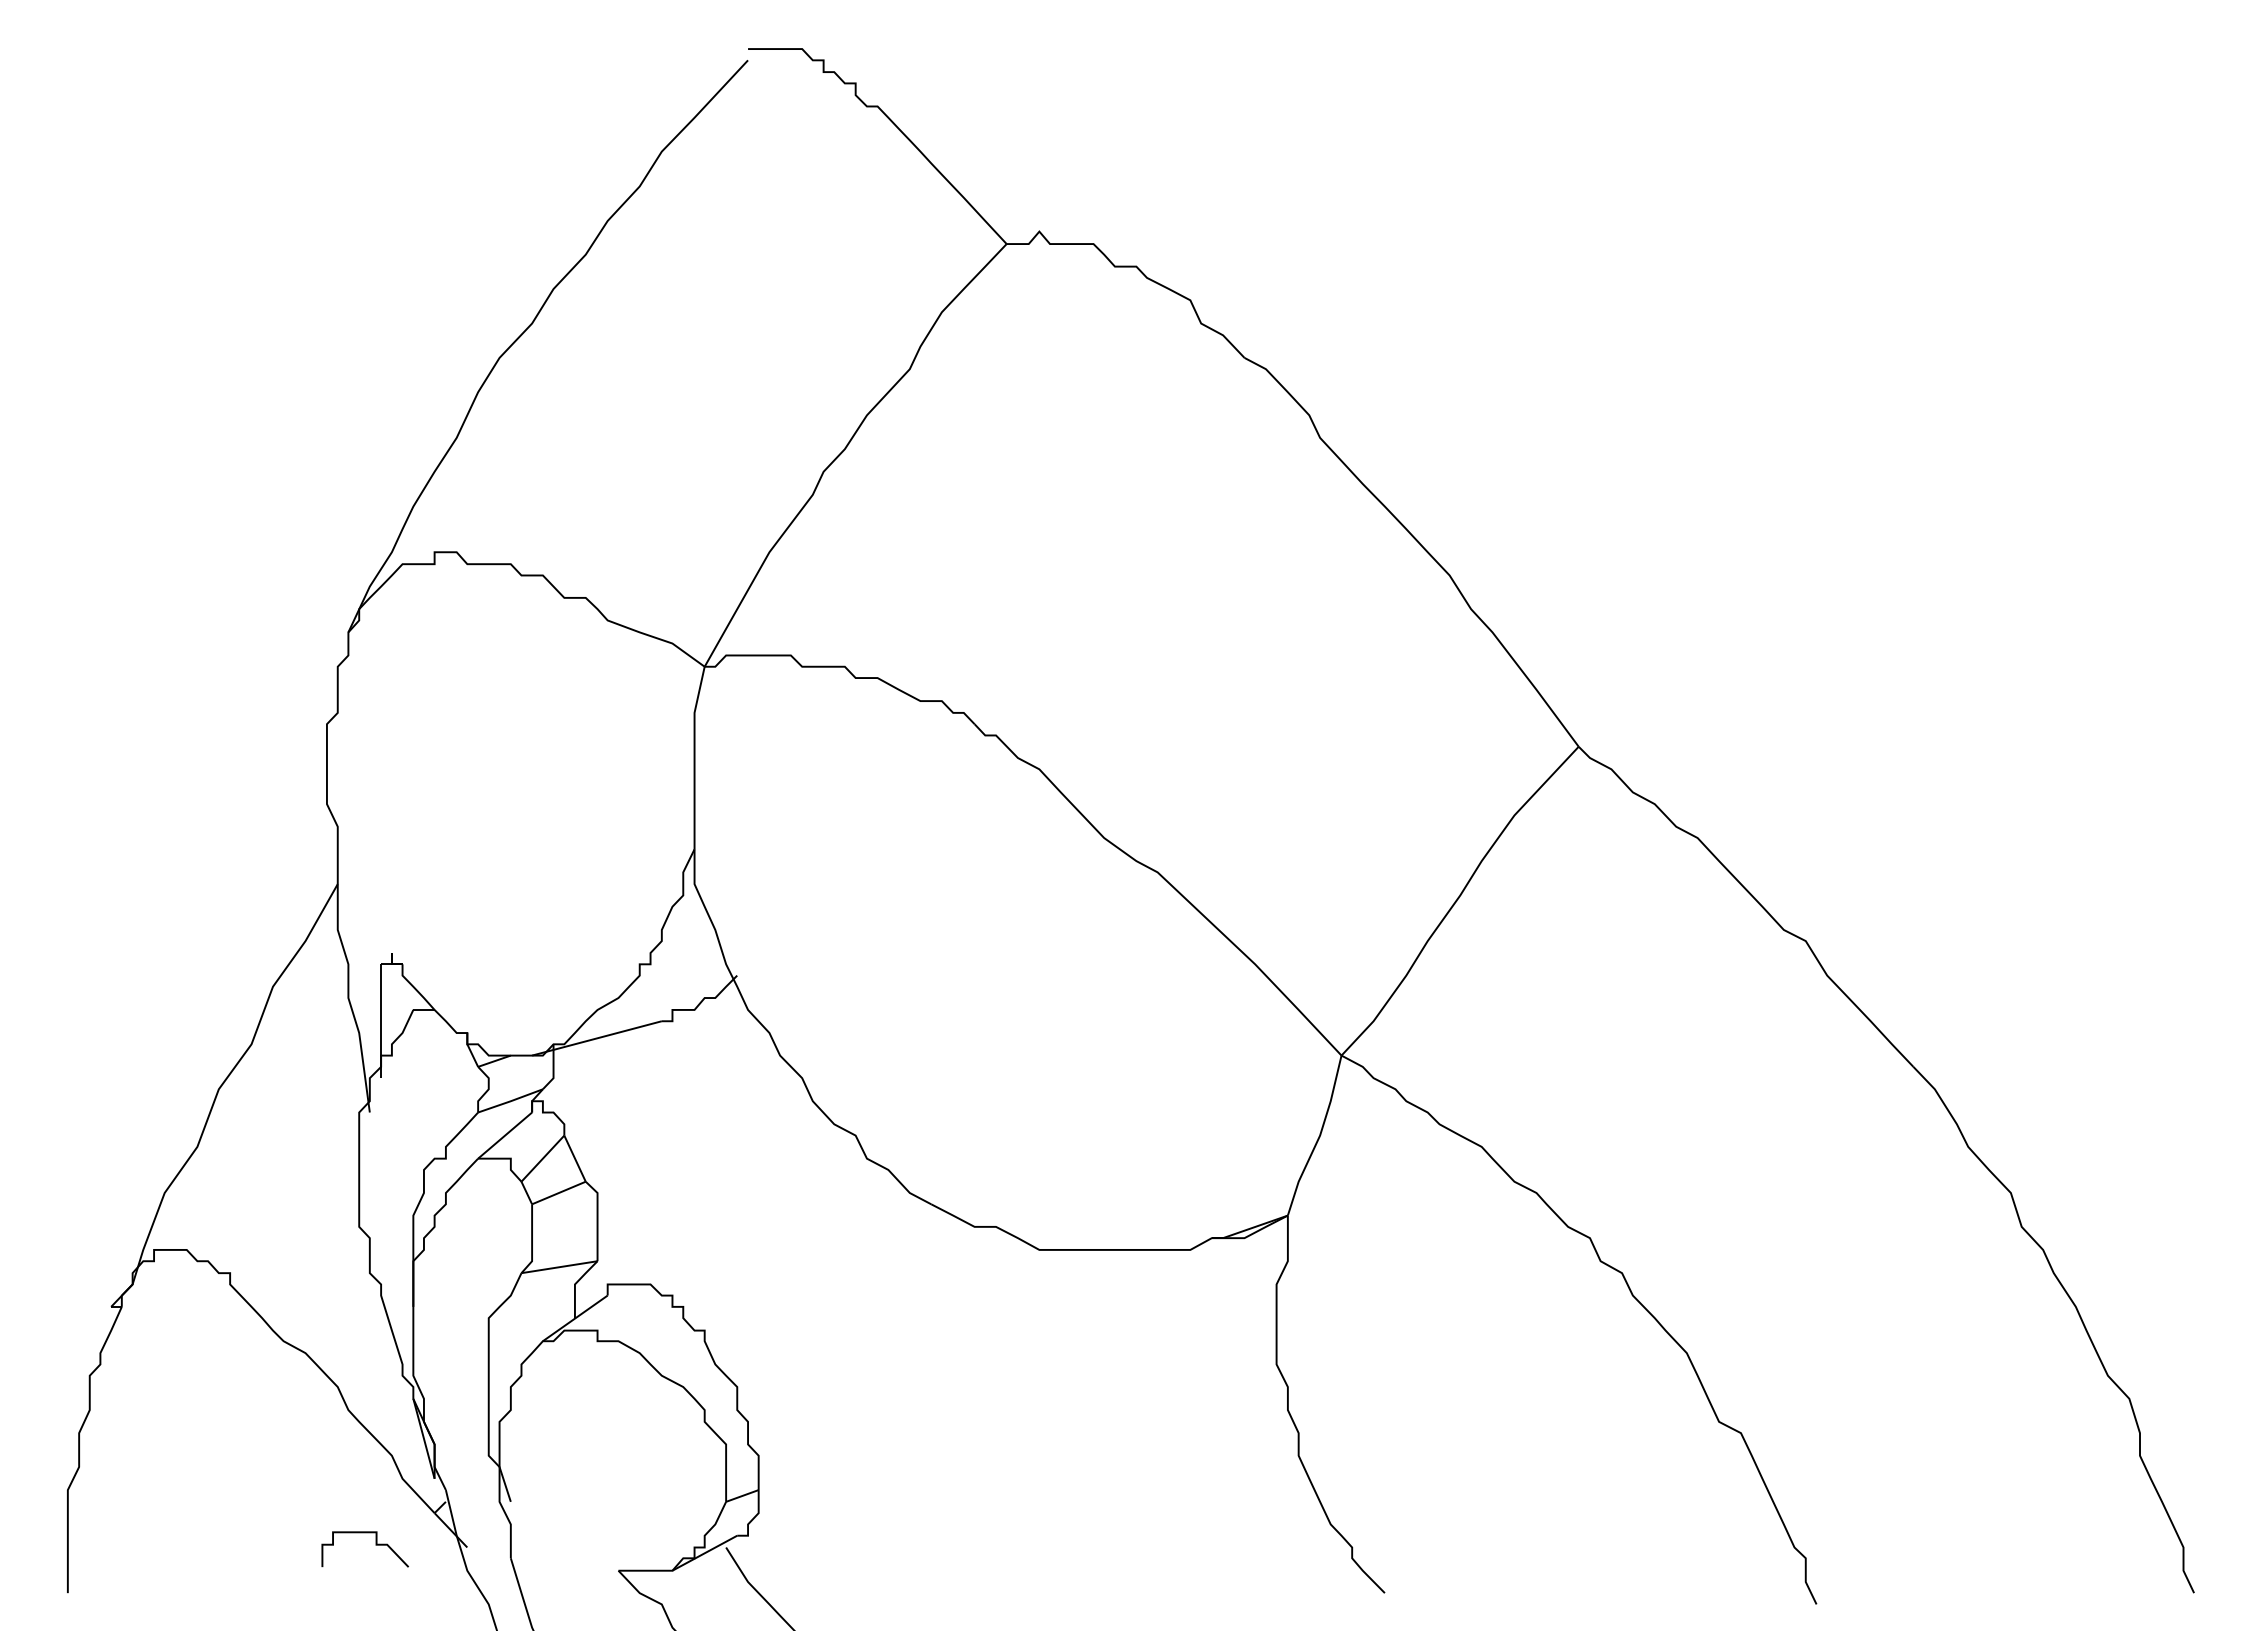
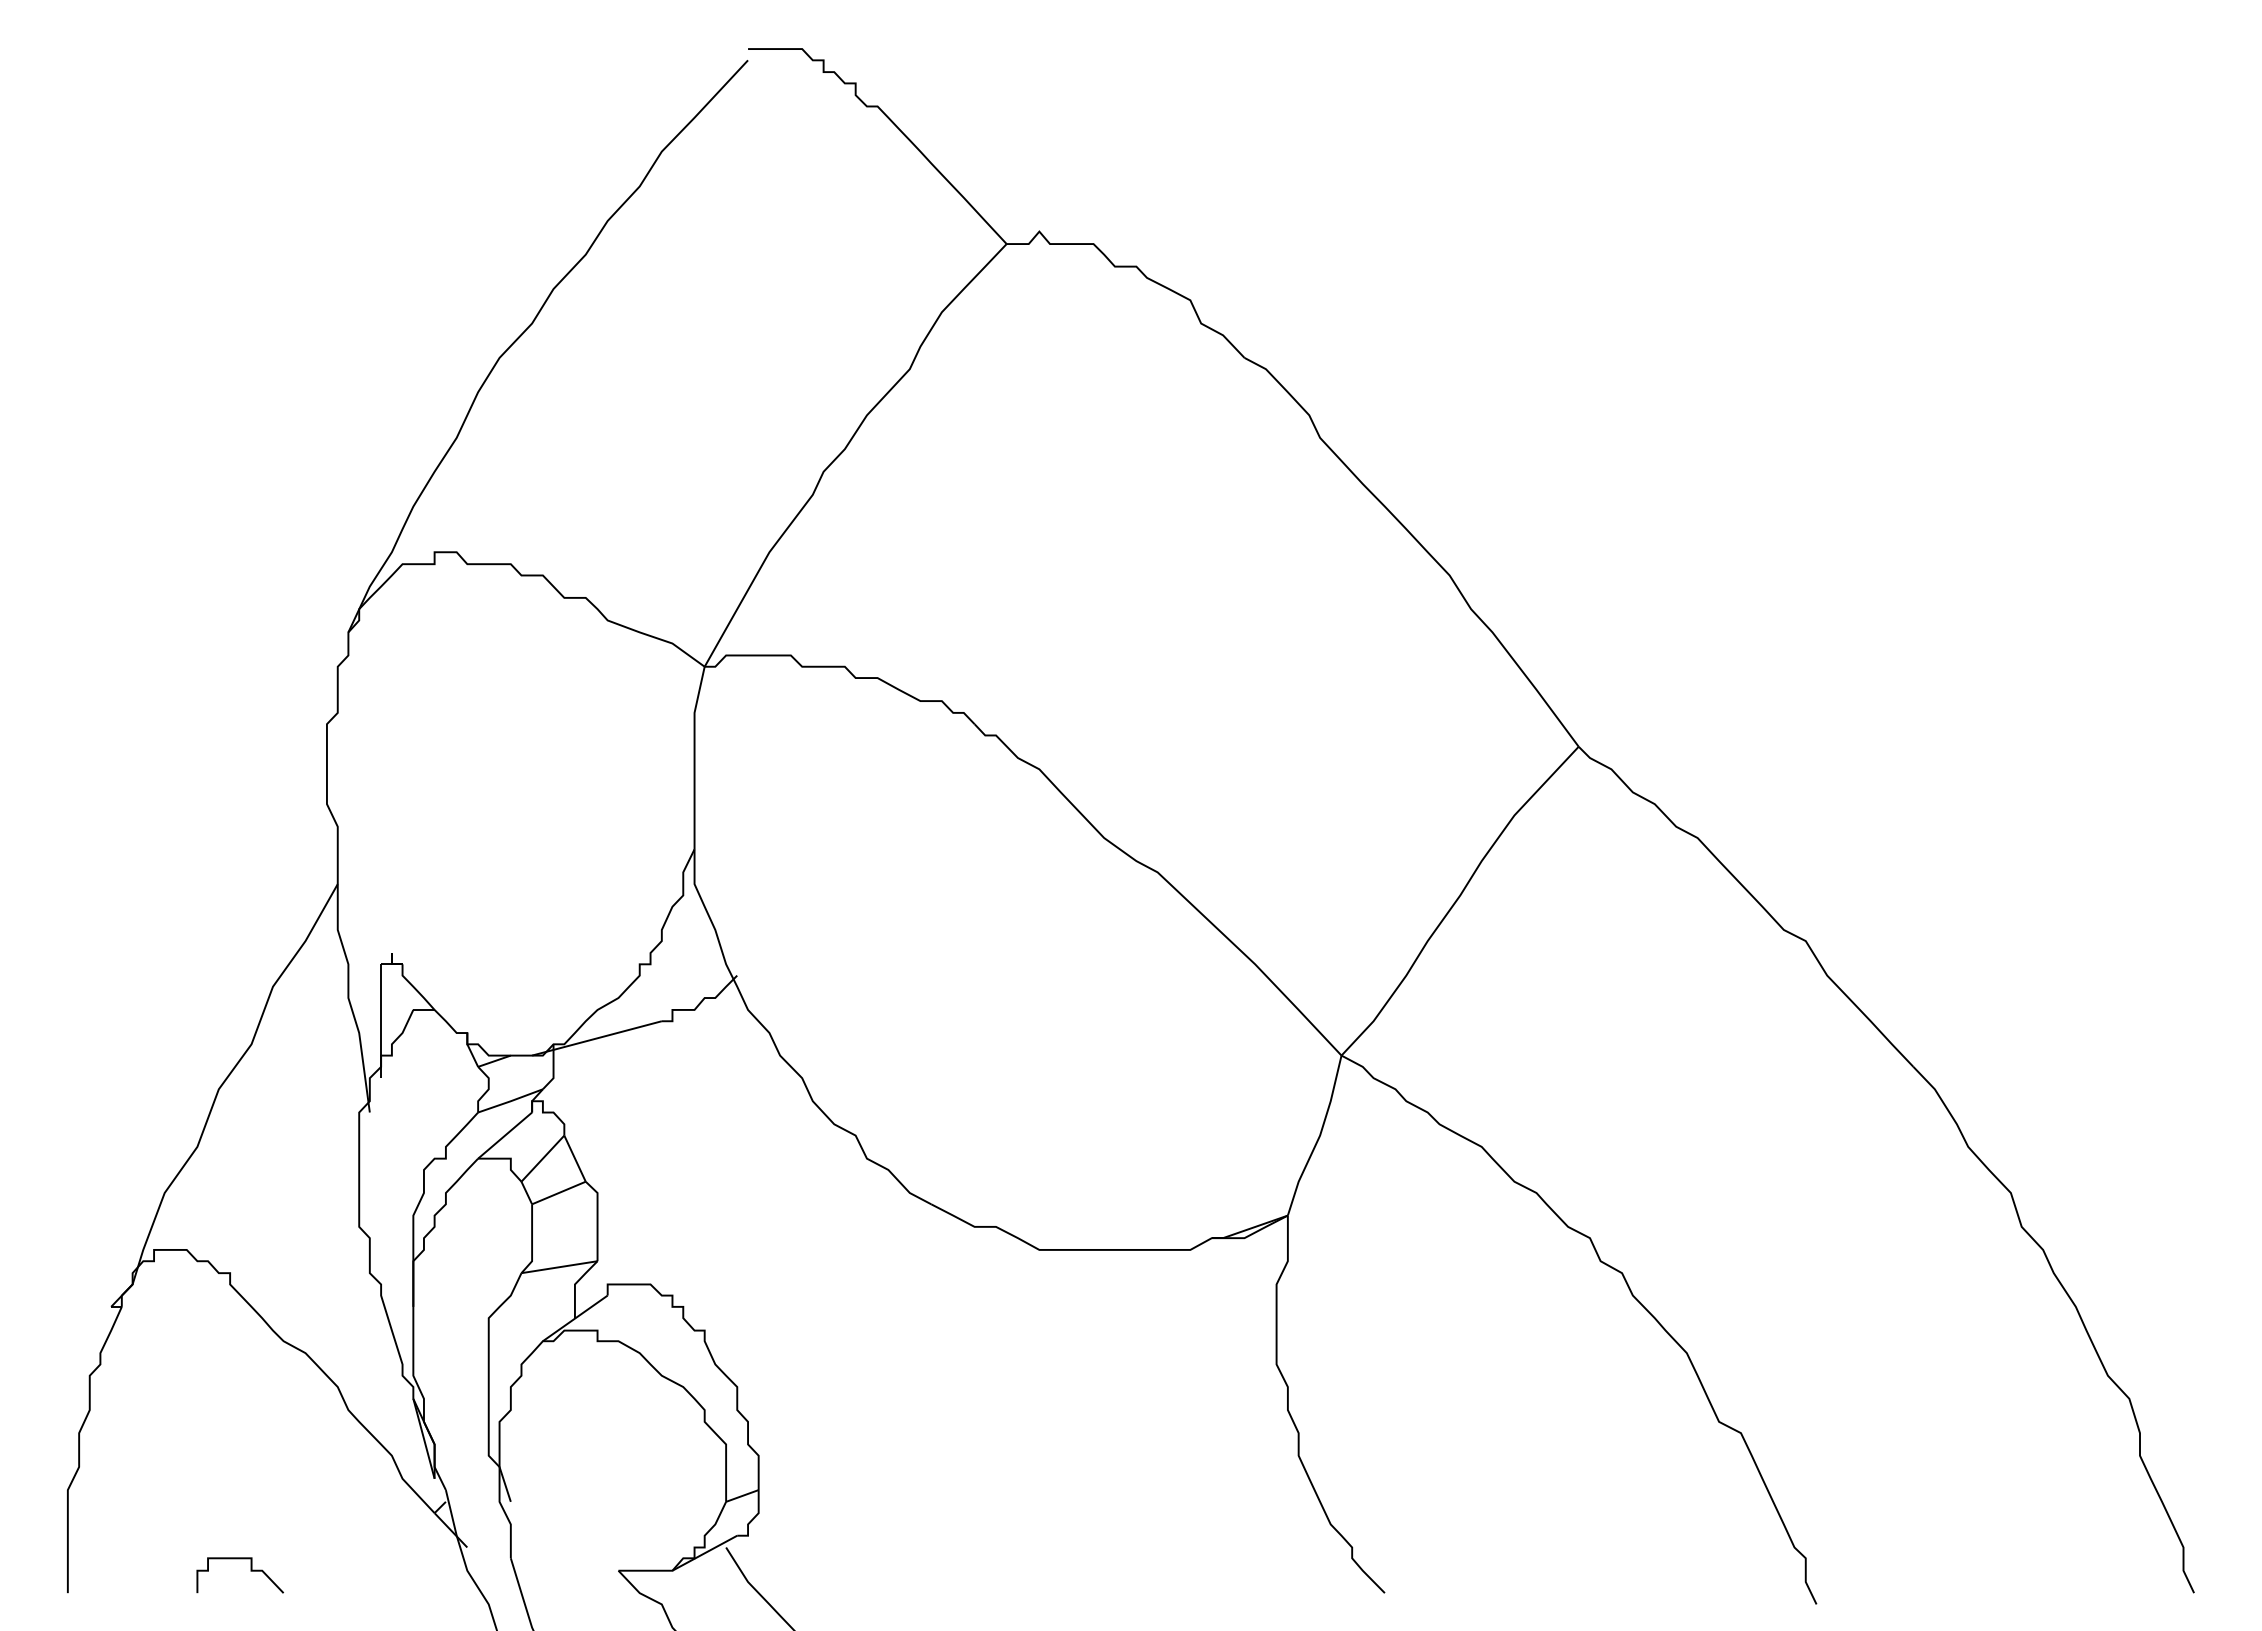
curve position: (375, 1545) -> (250, 1571) (250, 1571)
